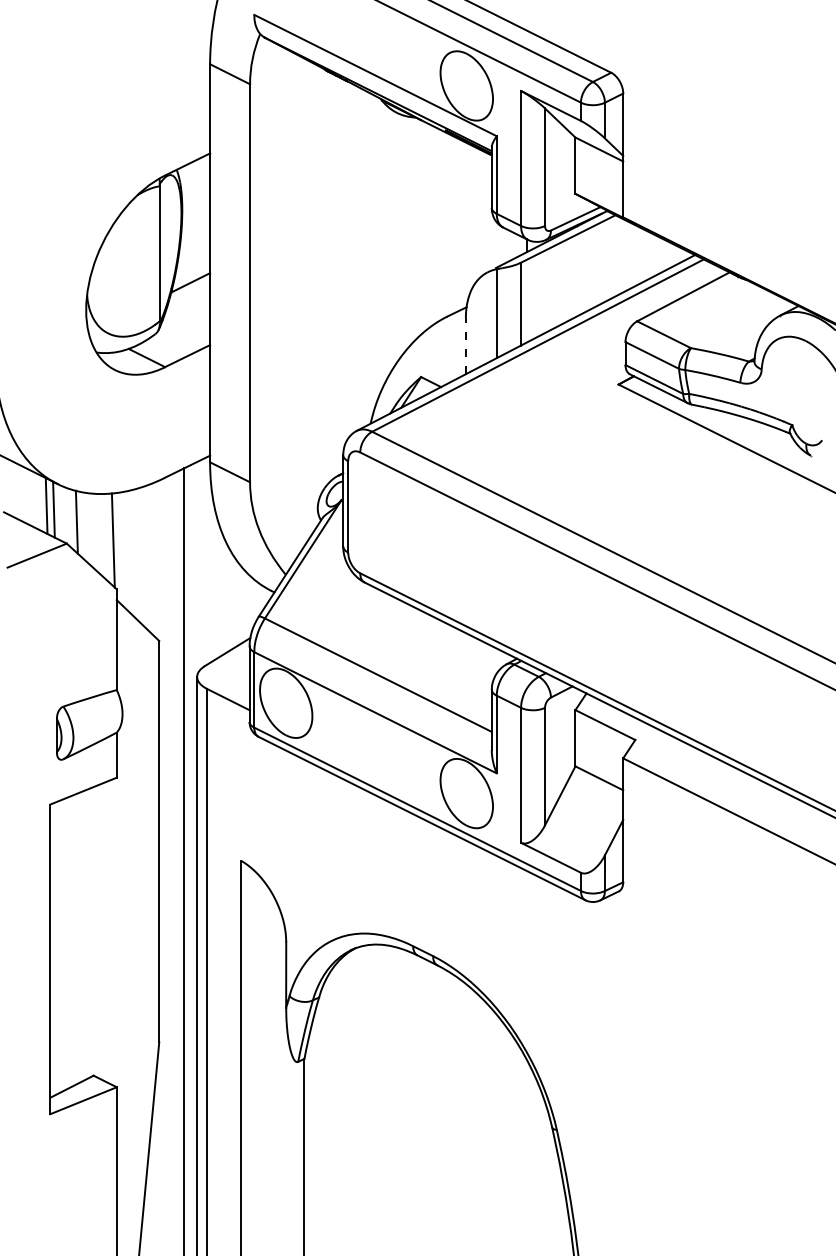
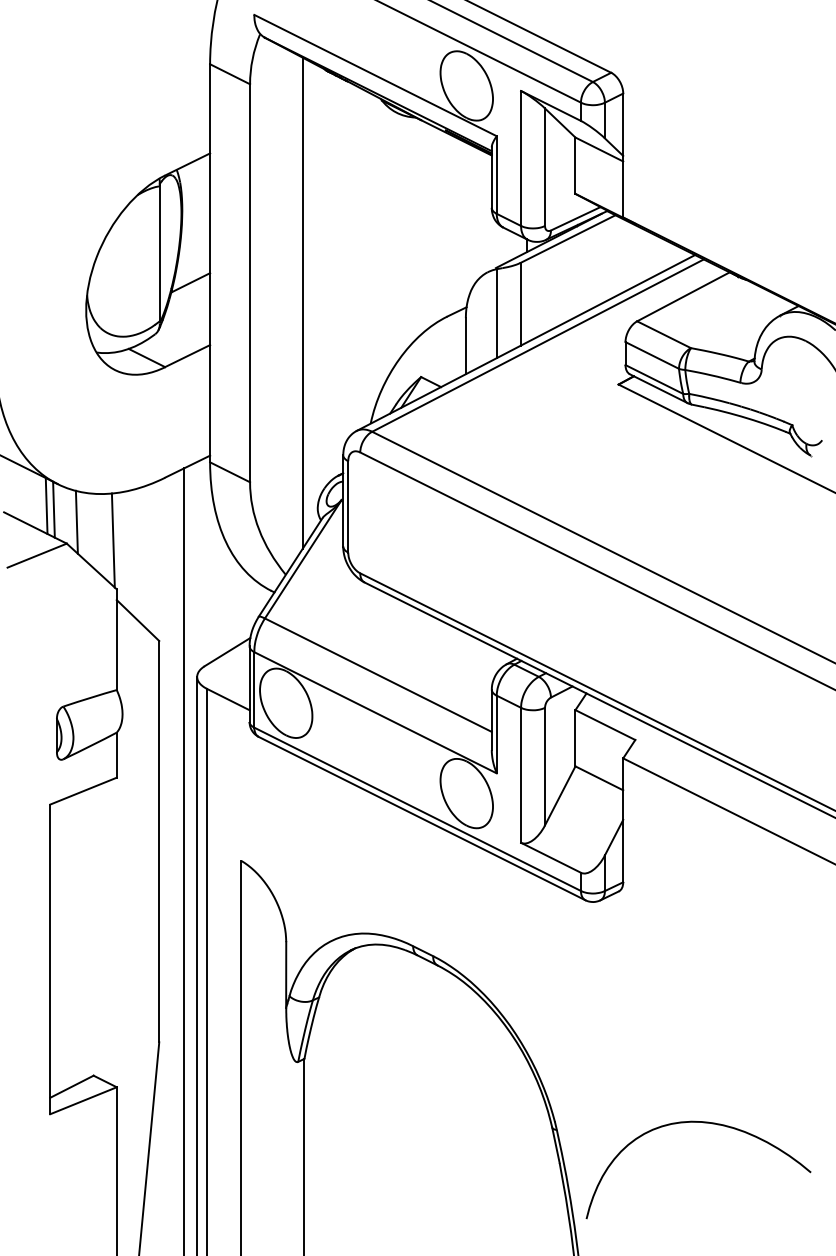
line: none -> present (302, 303)
line: dashed -> solid (465, 345)
curve: none -> present (703, 1123)
